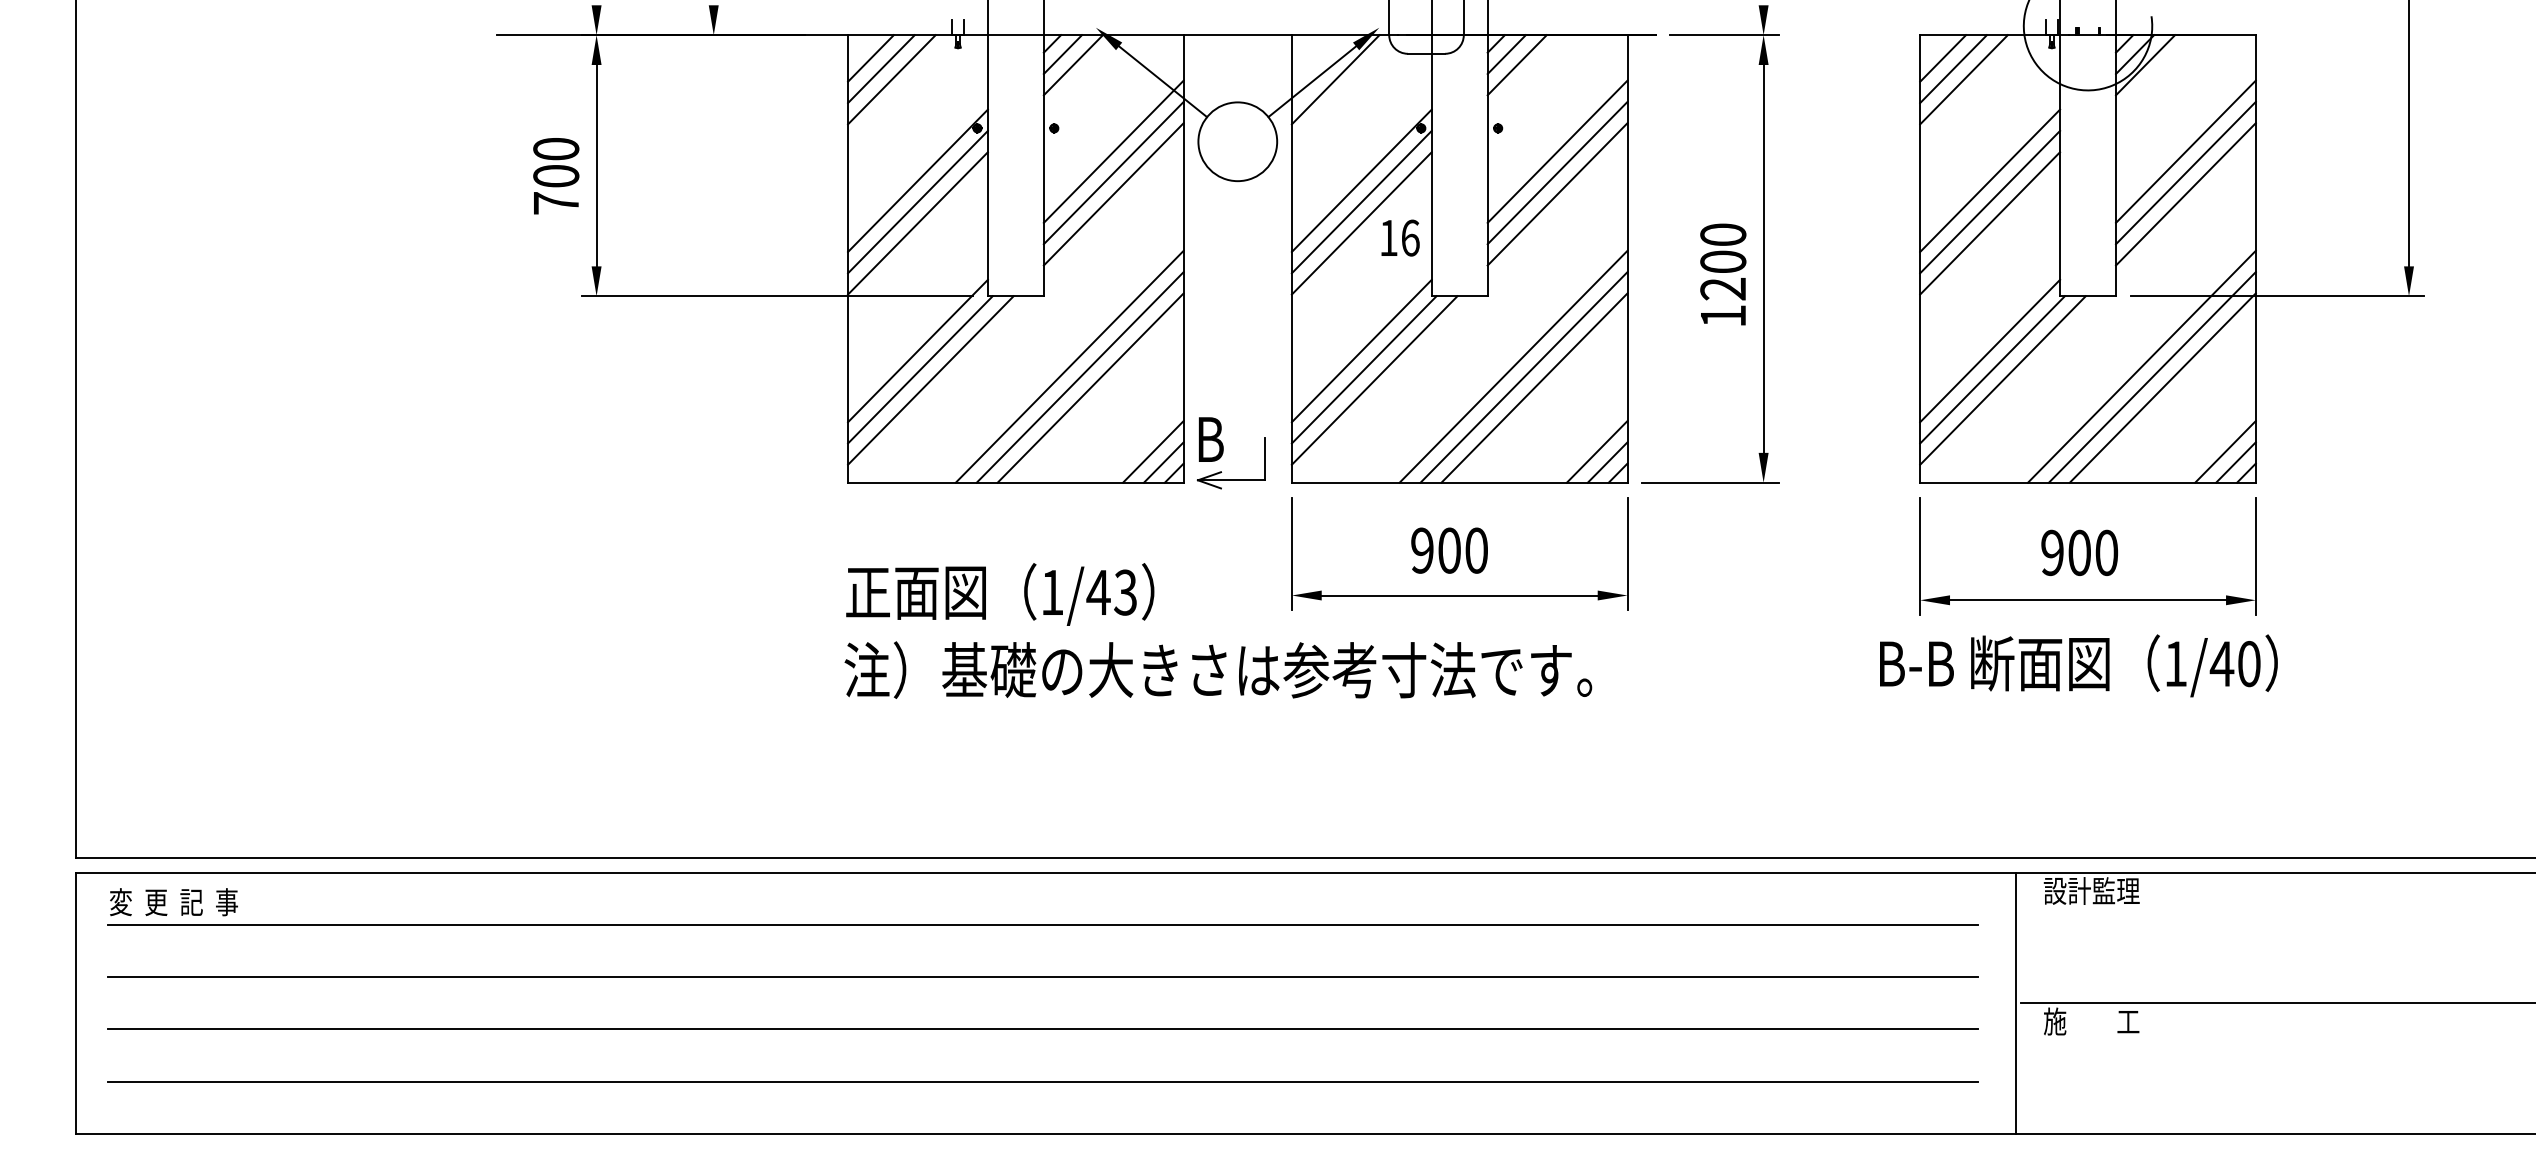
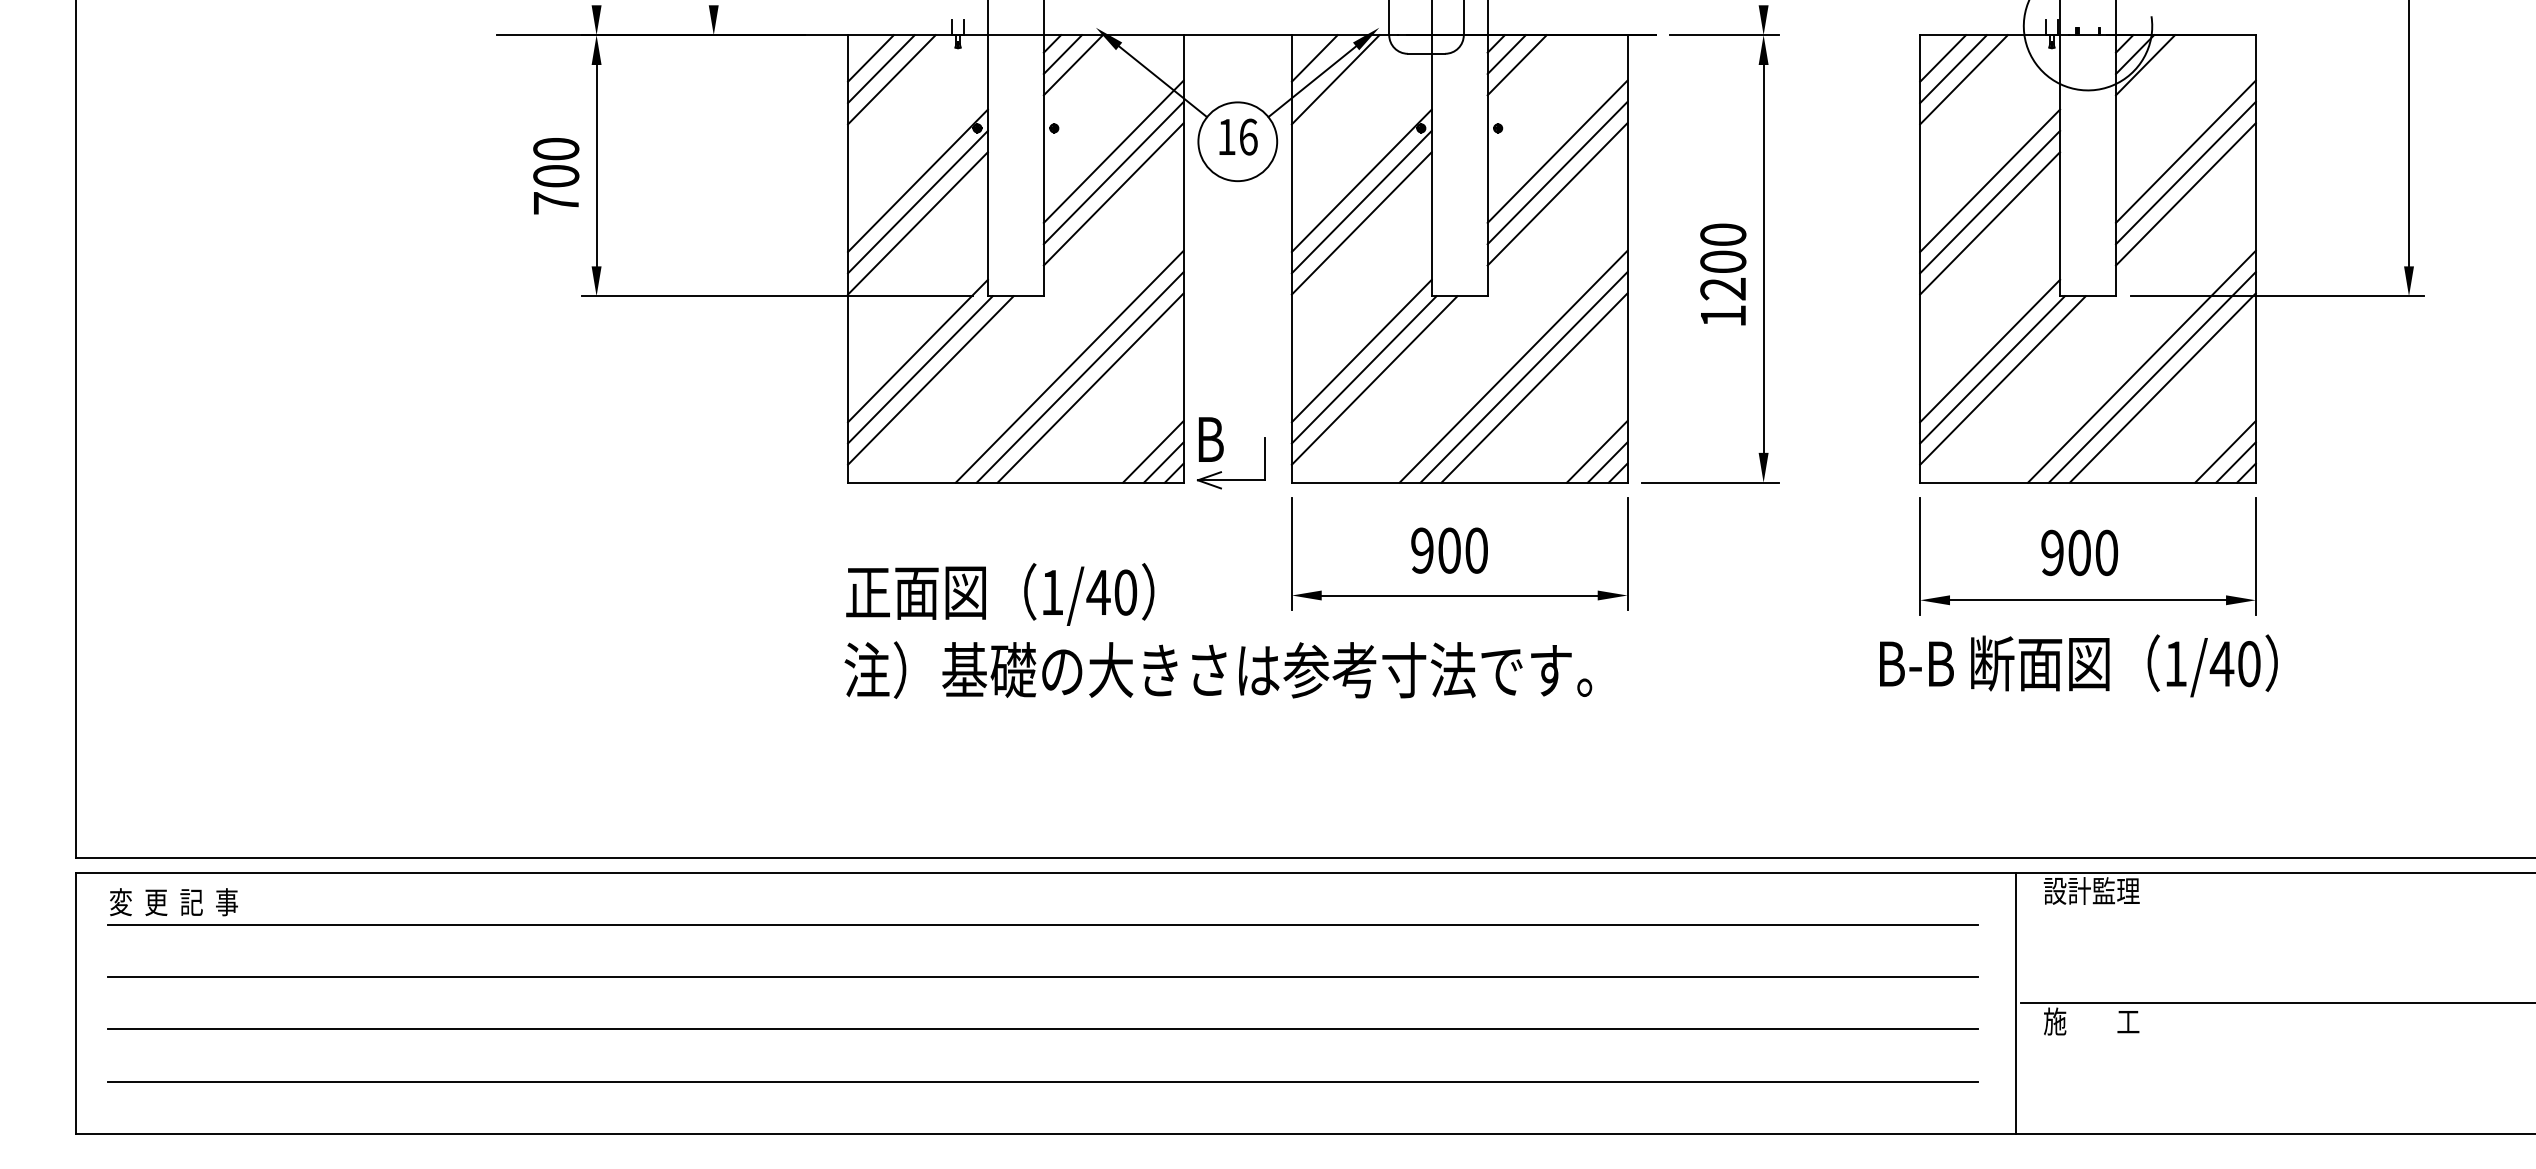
line: none -> present (1314, 58)
text position: (1400, 237) -> (1238, 136) (1238, 136)
text: 1/43 -> 1/40 (1125, 592)
